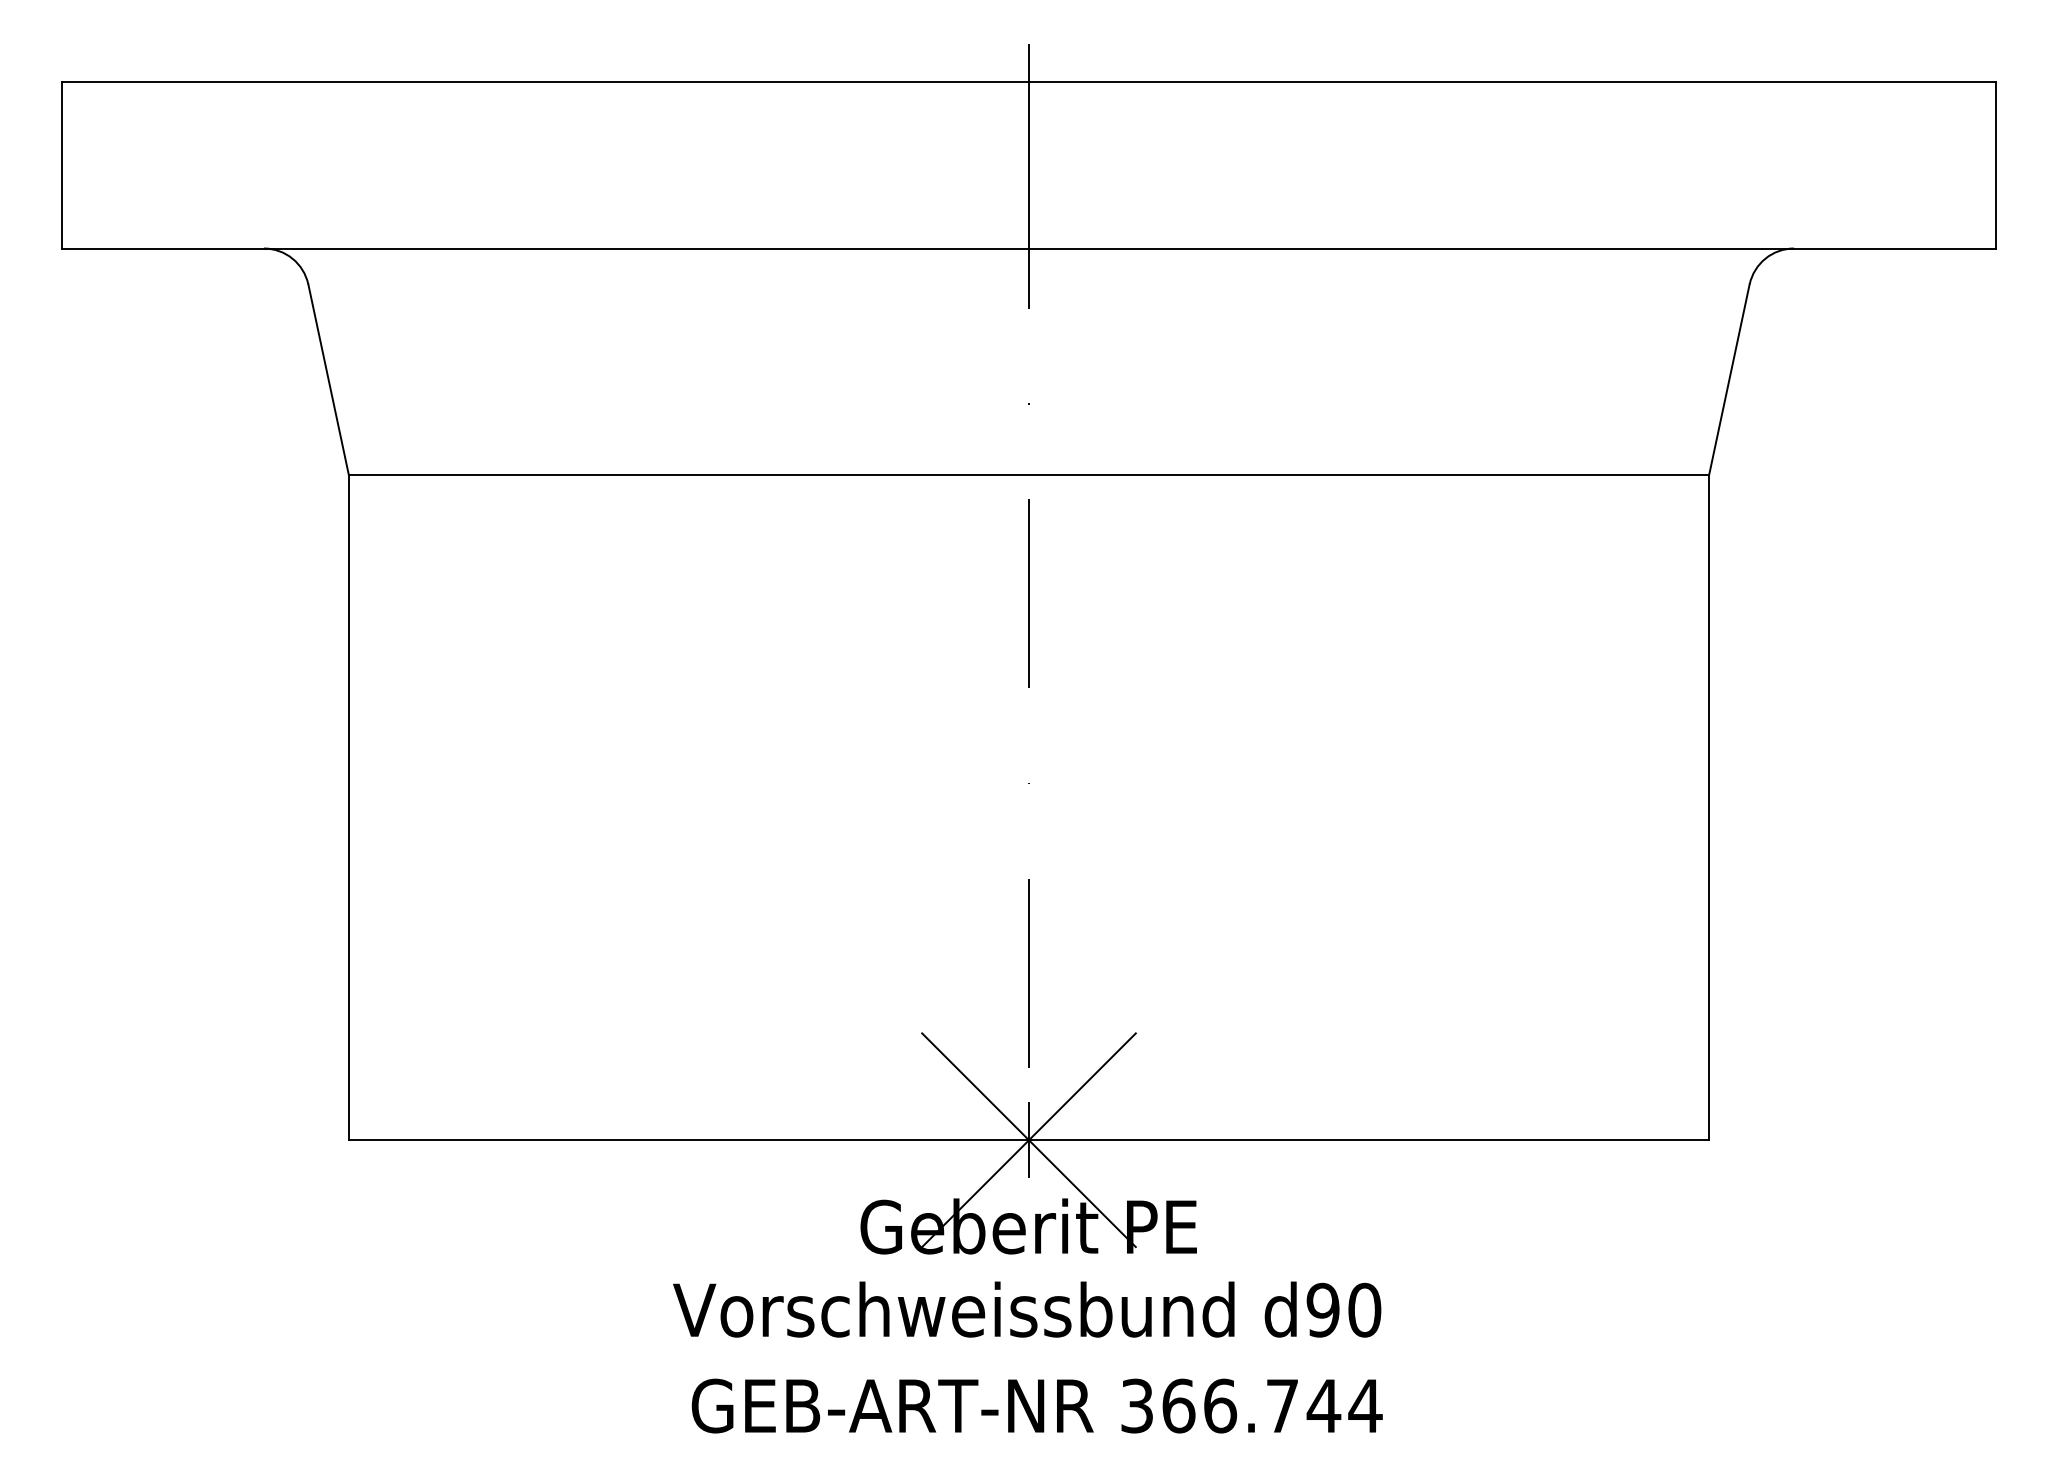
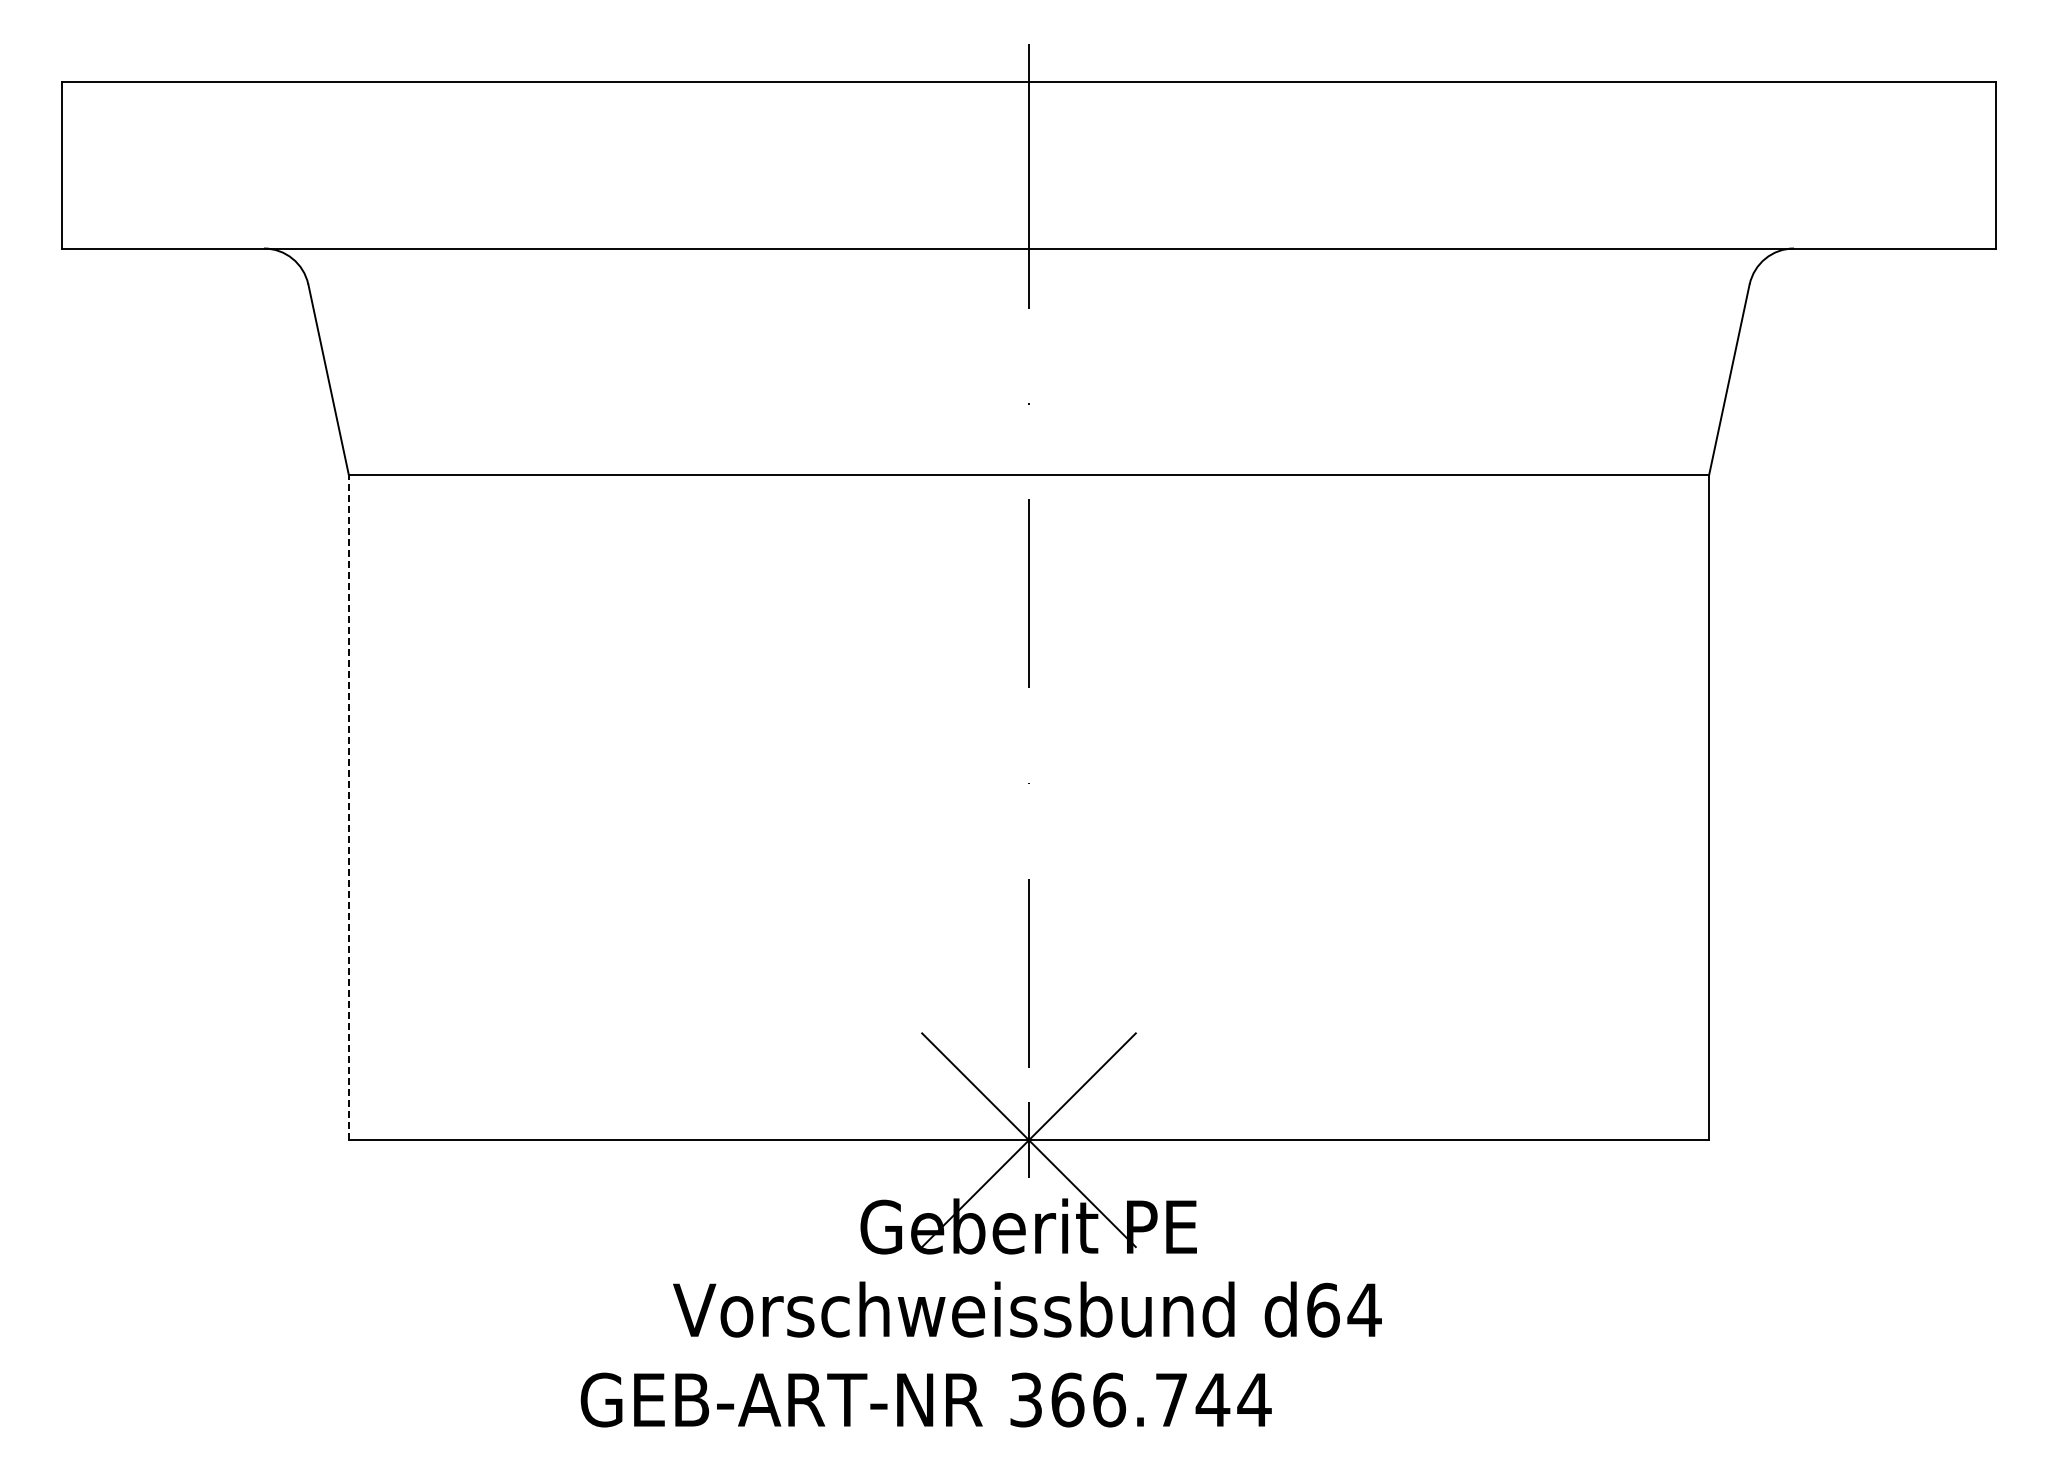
line: solid -> dashed (348, 807)
text: d90 -> d64 (1343, 1309)
text position: (1036, 1405) -> (925, 1399) (925, 1399)
